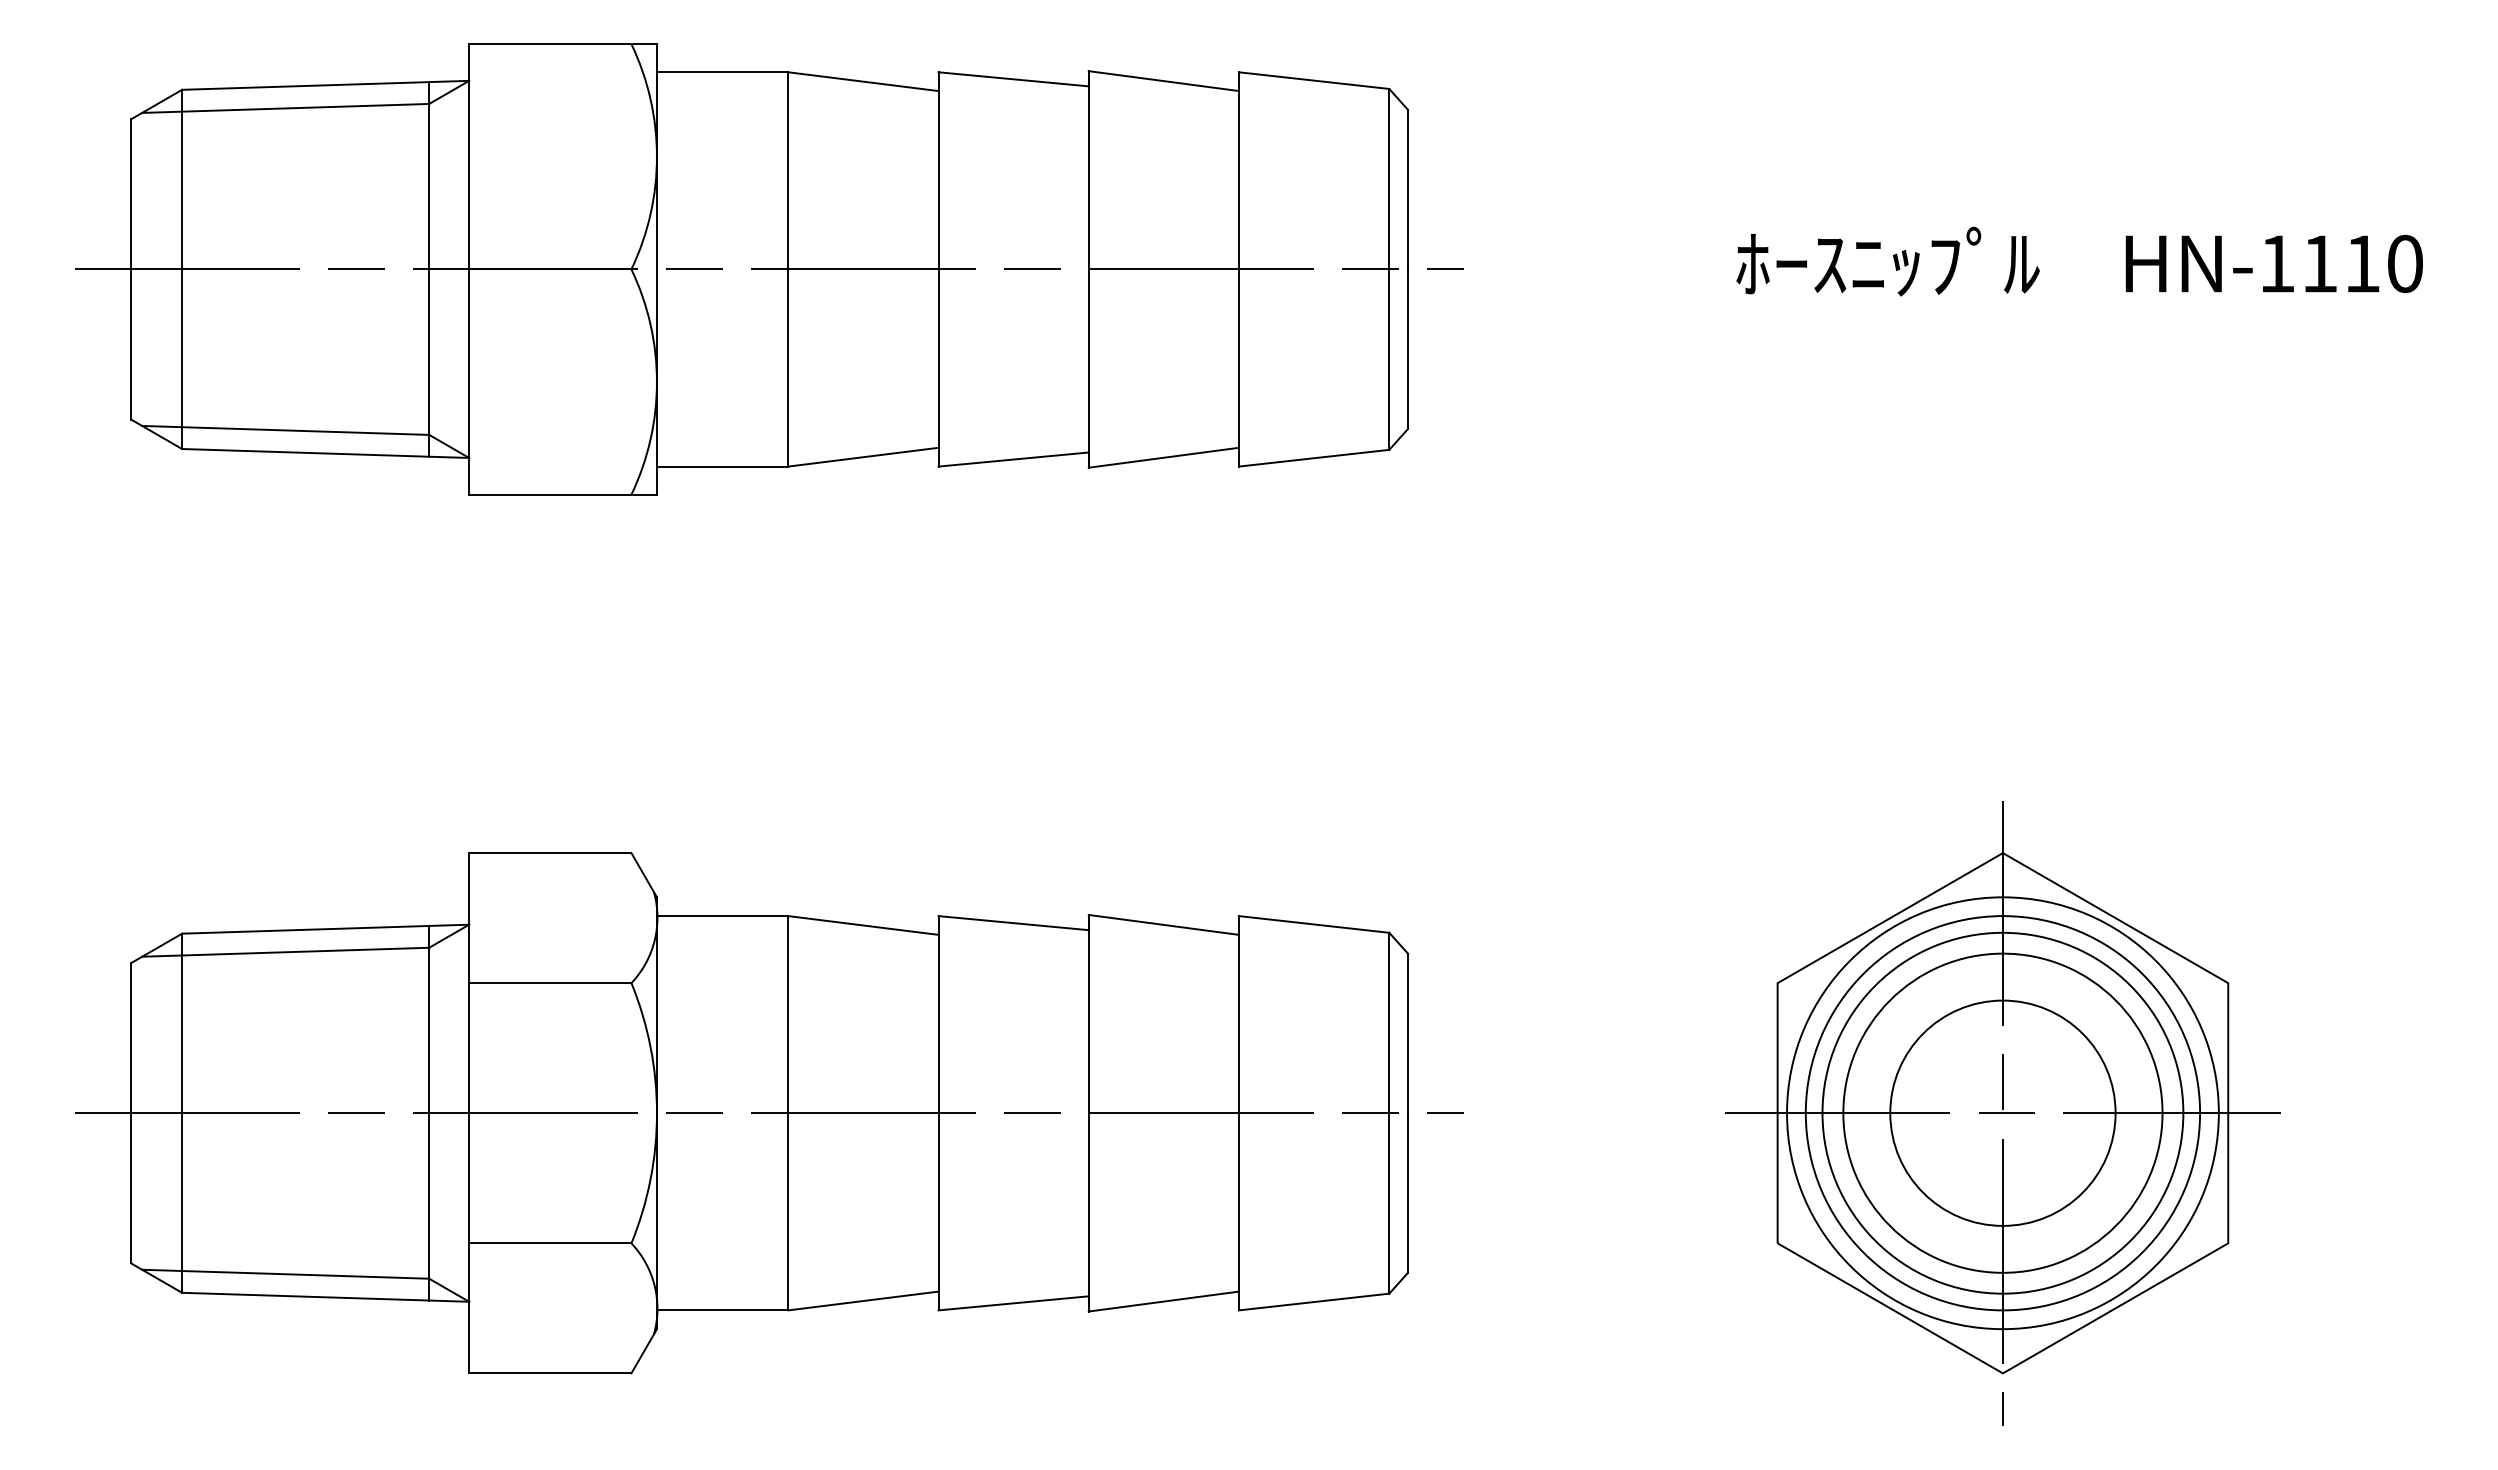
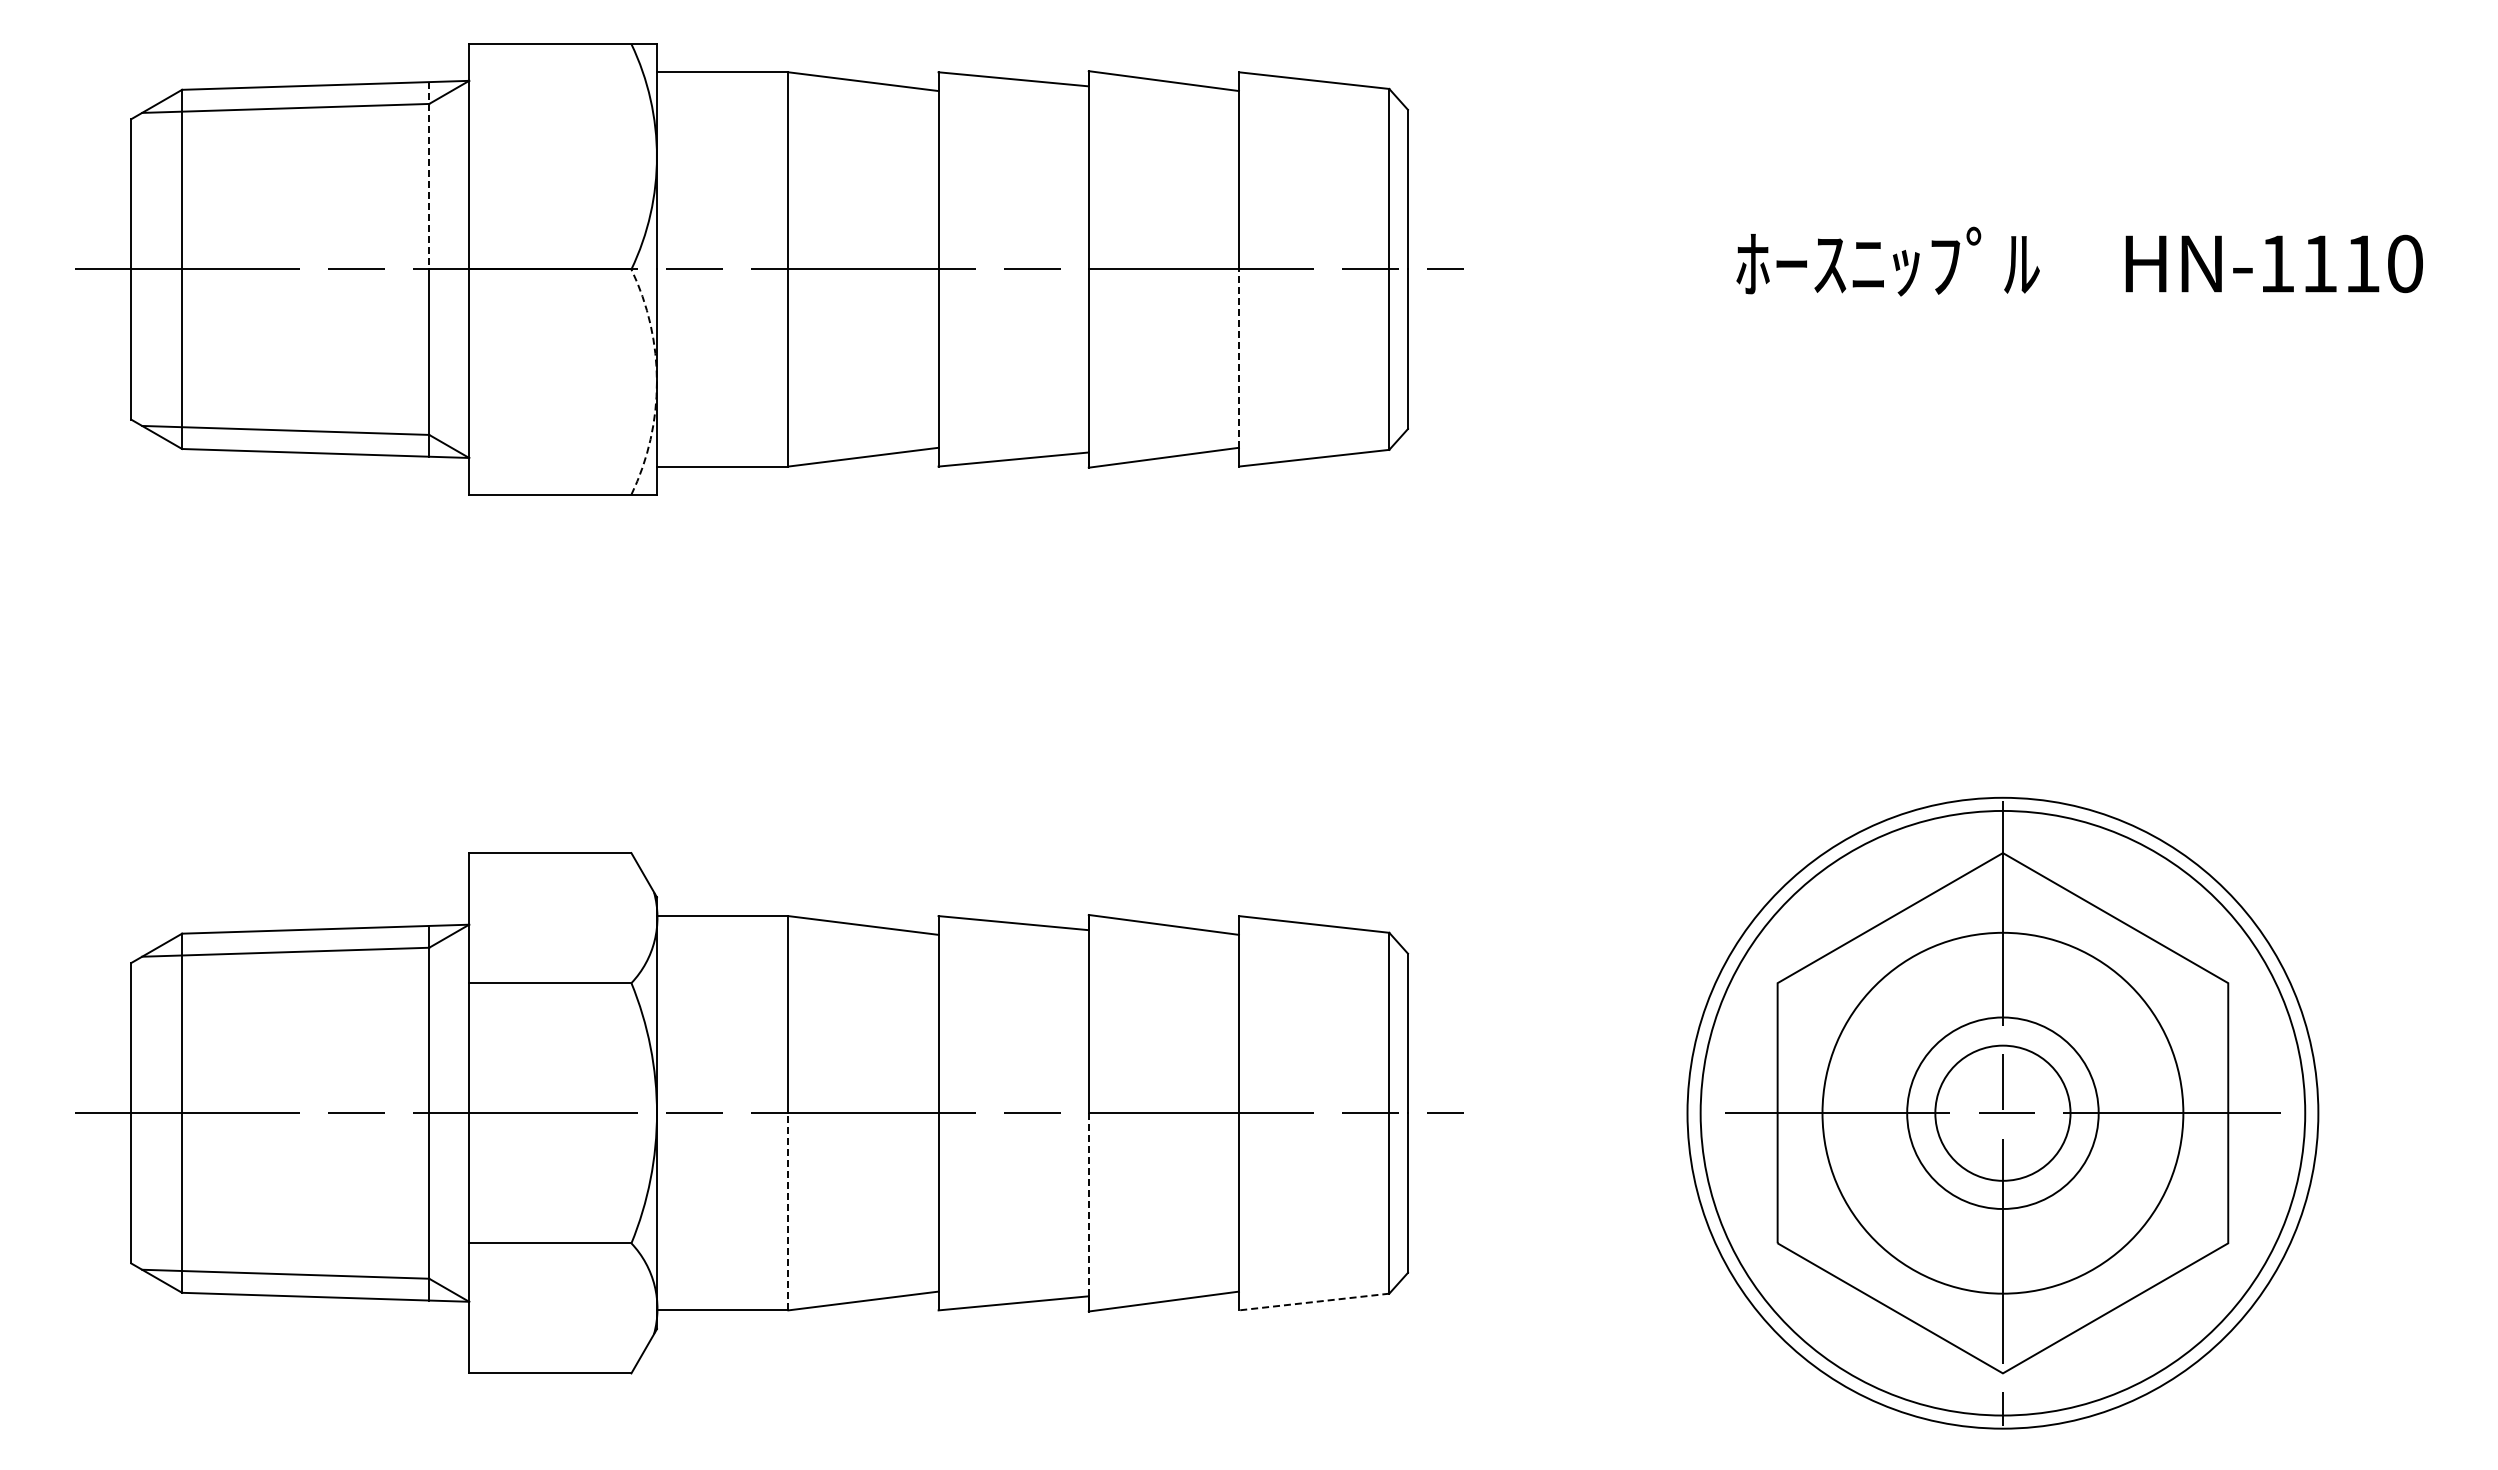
line: solid -> dashed (429, 175)
line: solid -> dashed (1239, 358)
arc: solid -> dashed (656, 382)
circle diameter: 225 px -> 135 px (2002, 1112)
circle diameter: 319 px -> 192 px (2002, 1113)
circle diameter: 394 px -> 631 px (2002, 1112)
circle diameter: 432 px -> 605 px (2002, 1112)
line: solid -> dashed (1088, 1204)
line: solid -> dashed (788, 1211)
line: solid -> dashed (1314, 1302)
